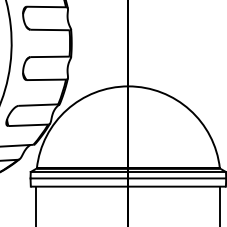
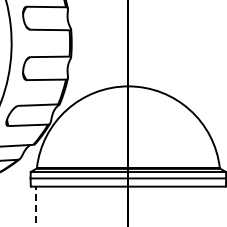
line: present -> none (220, 204)
line: solid -> dashed (36, 206)
